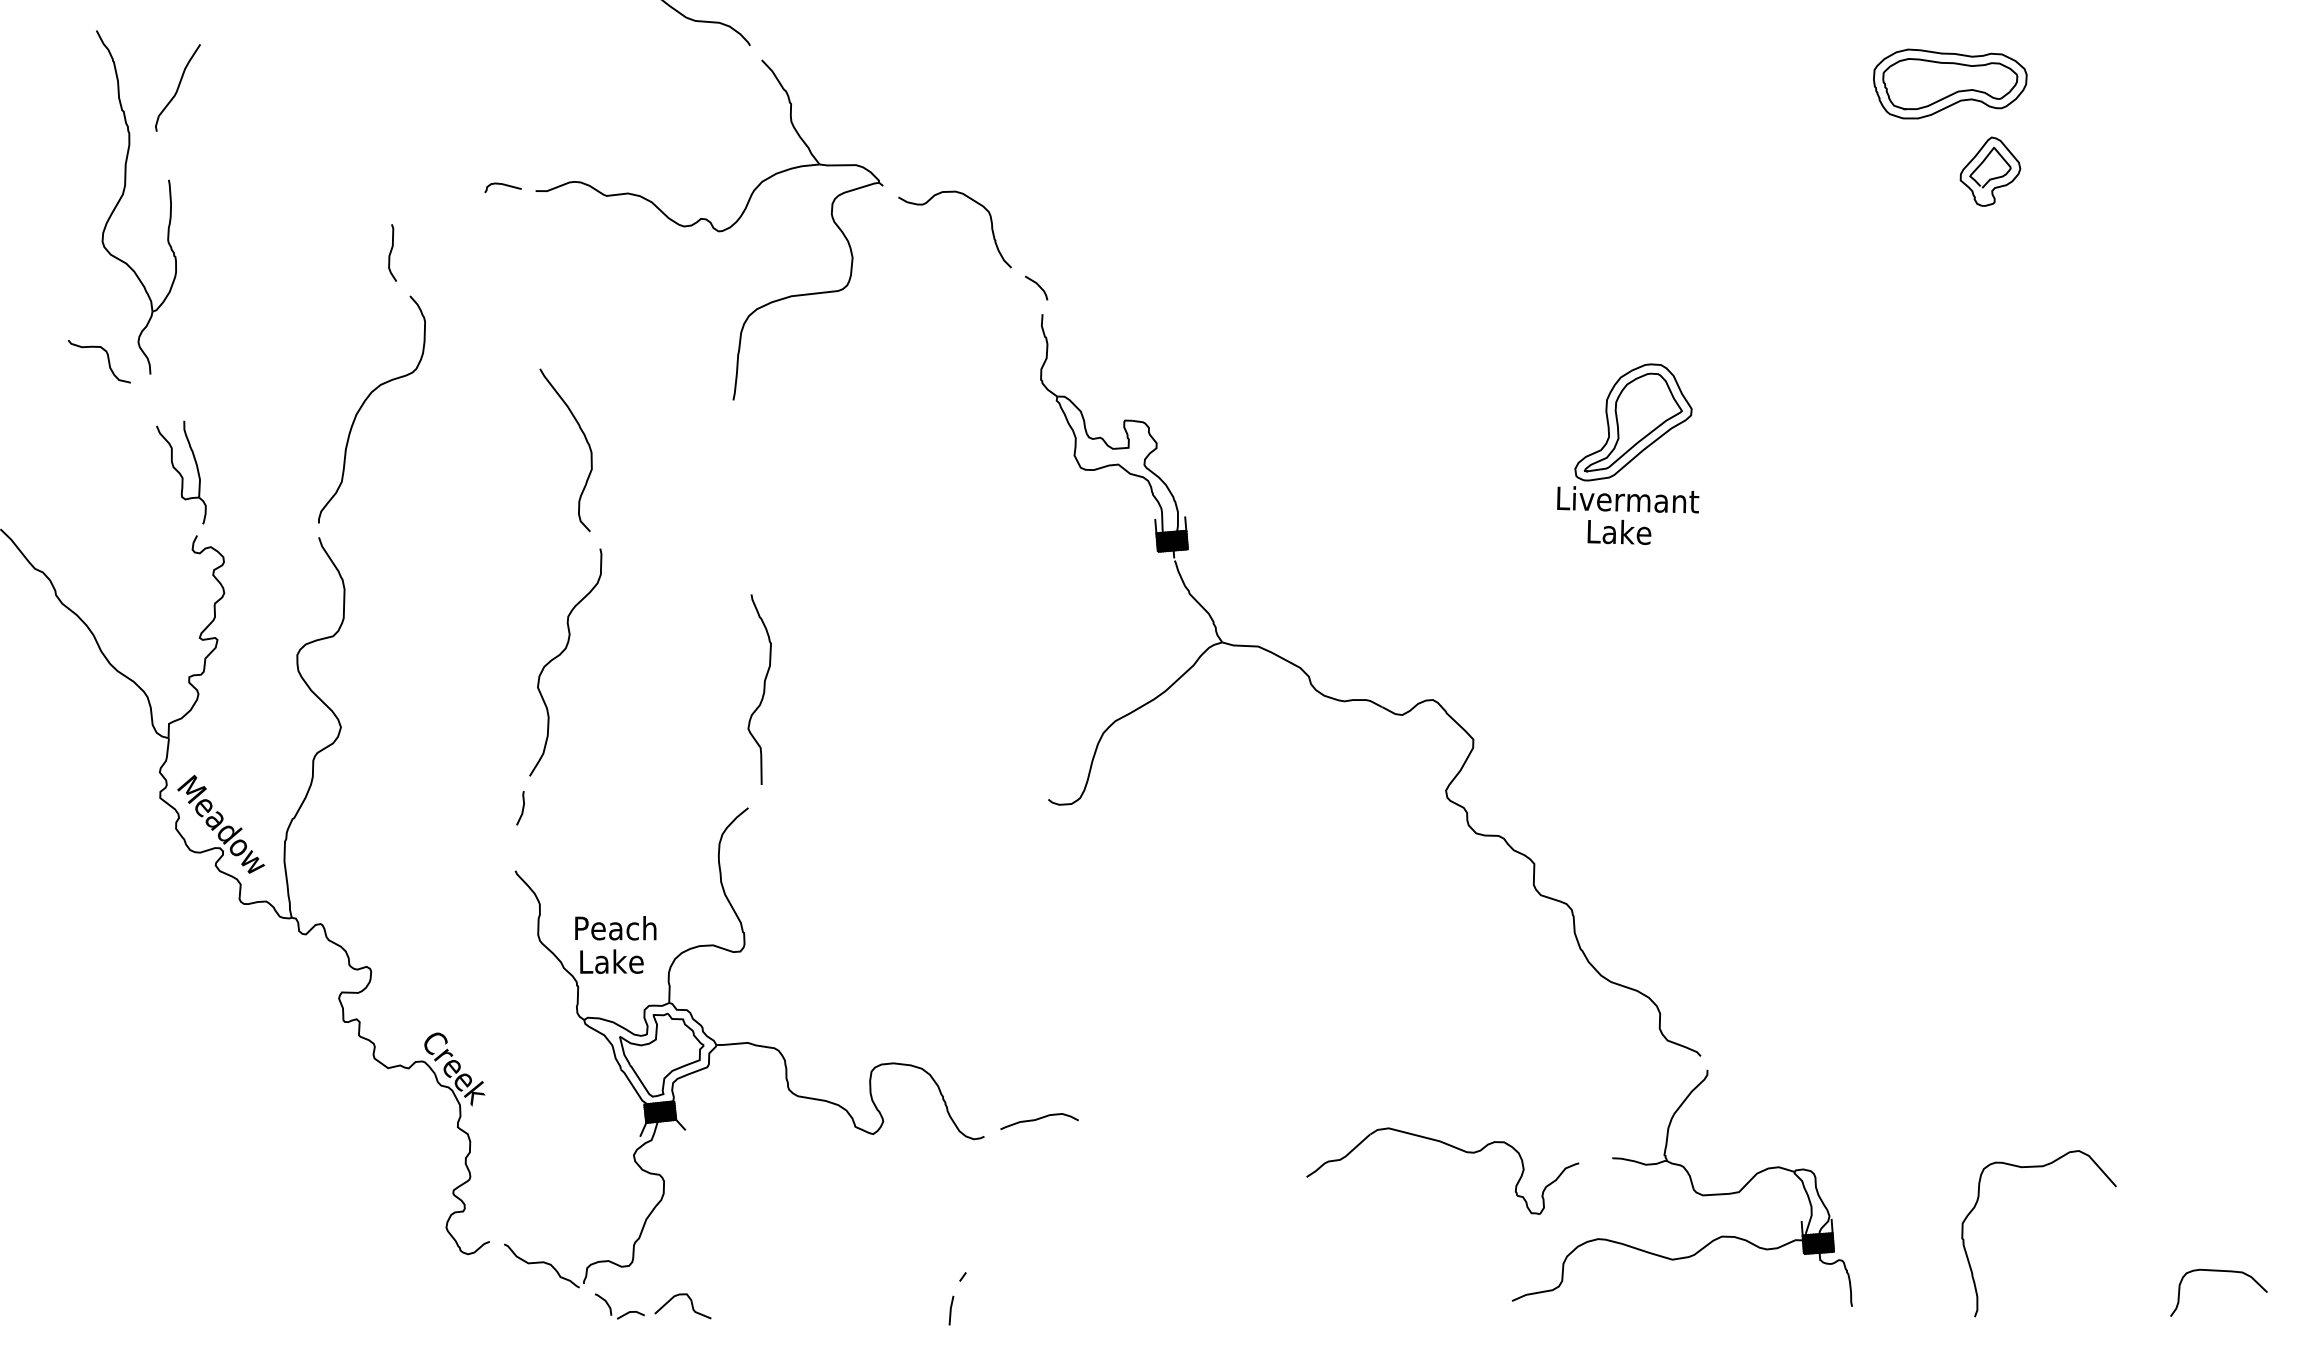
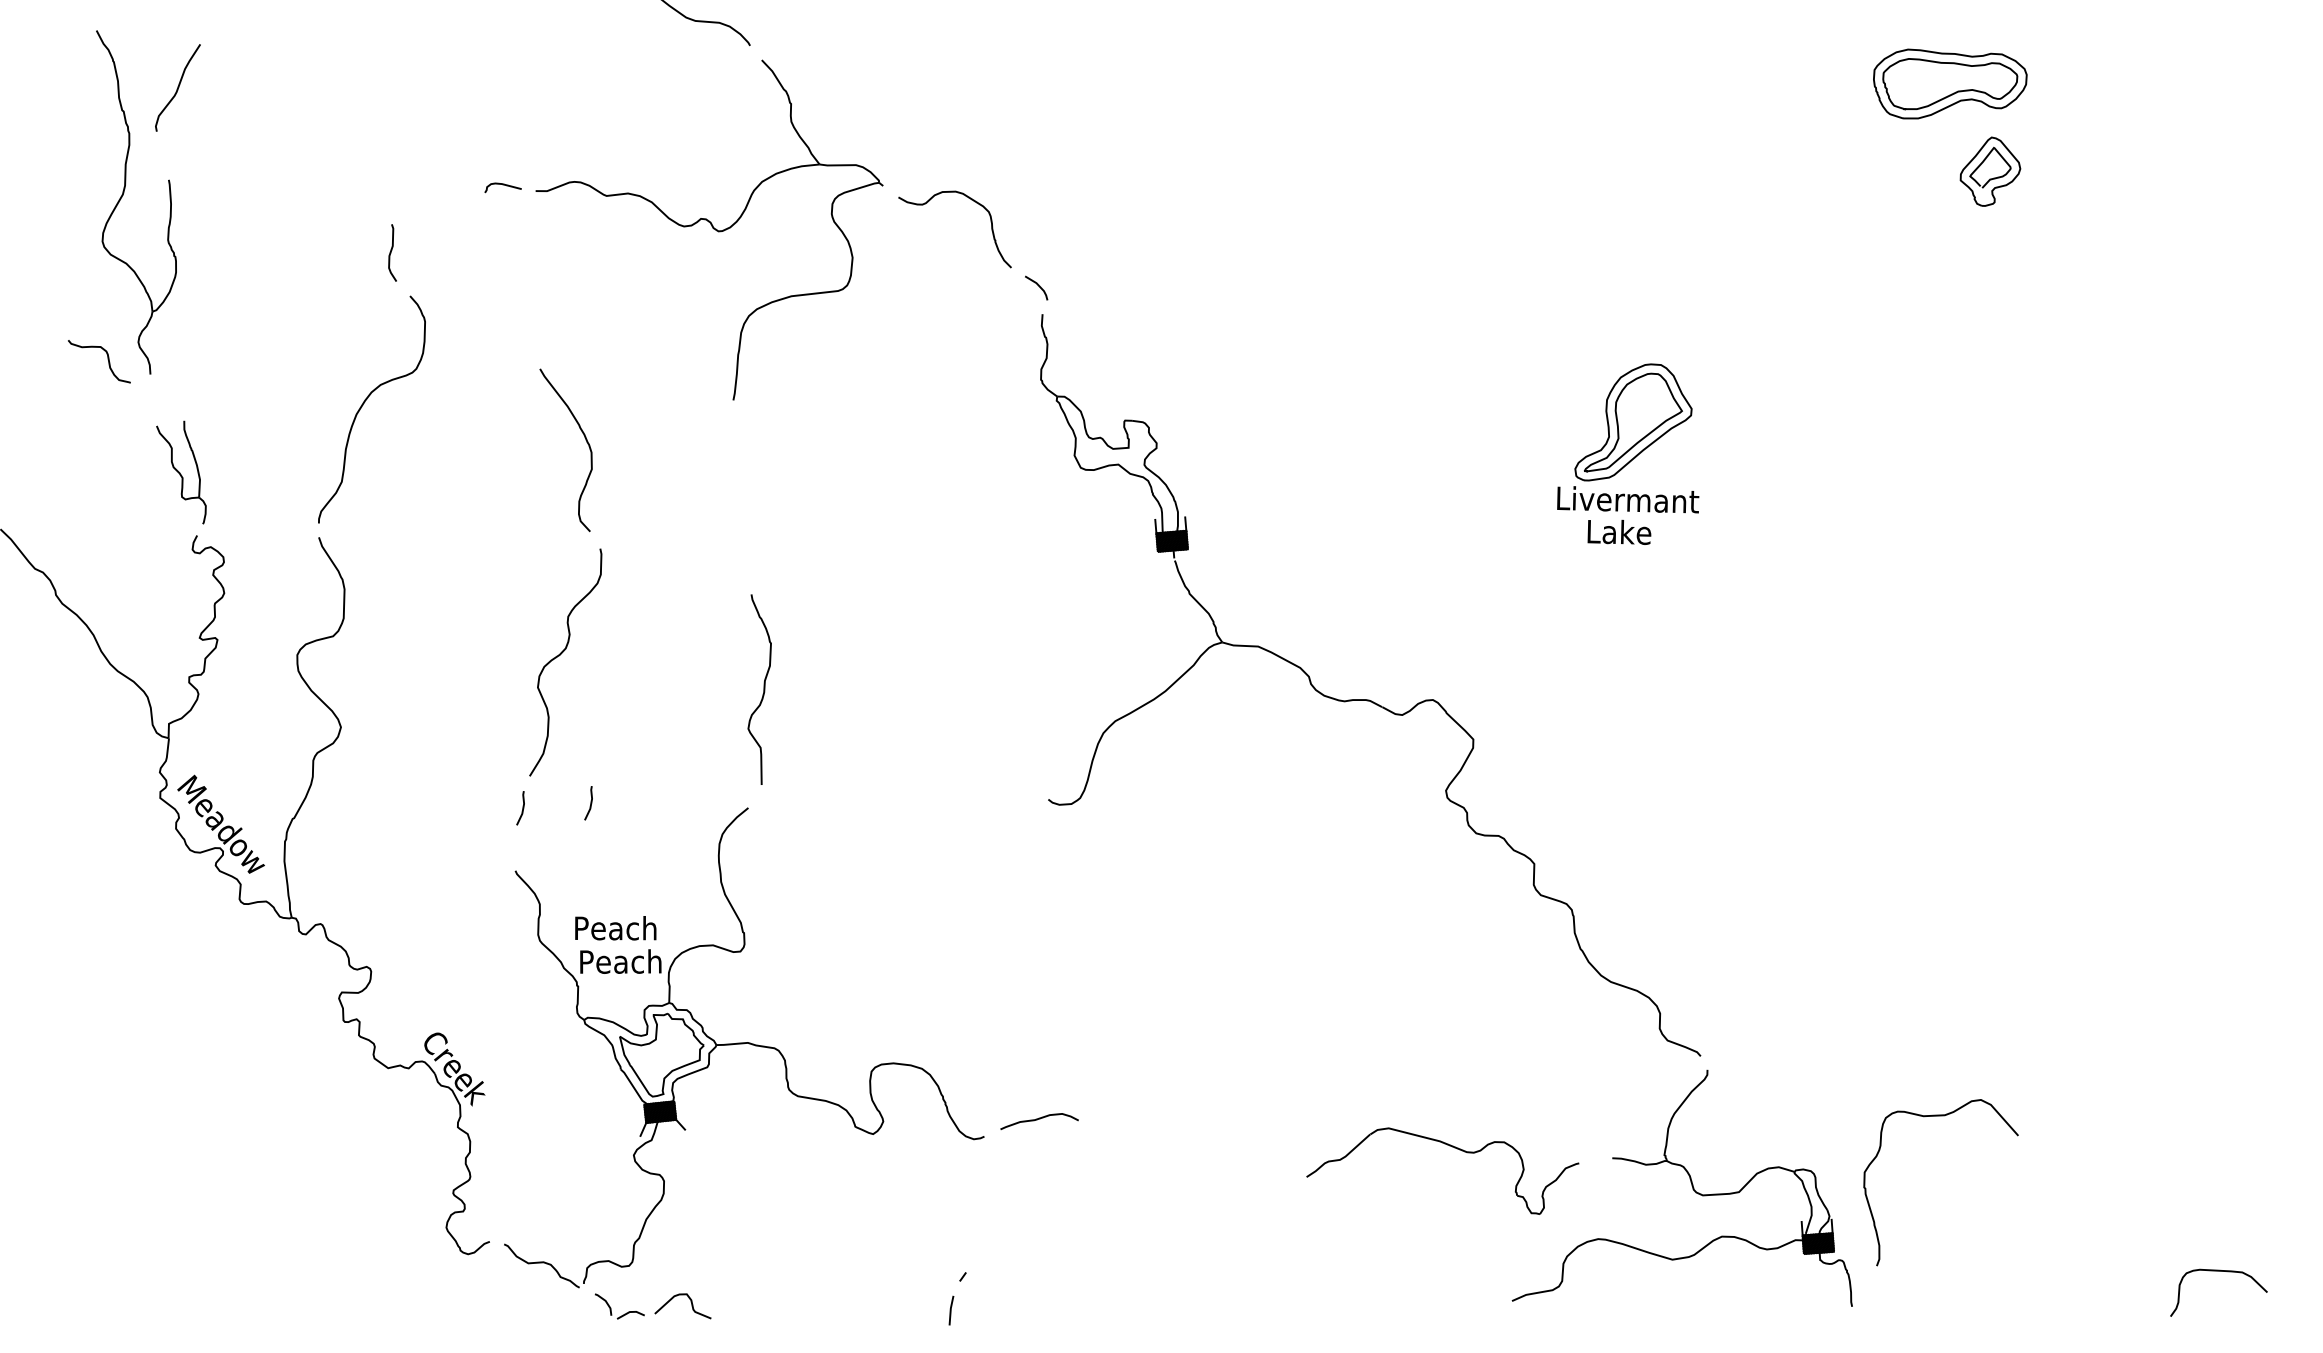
line: none -> present (590, 803)
text: Lake -> Peach (622, 961)
curve position: (2038, 1167) -> (1940, 1116) (1940, 1116)
